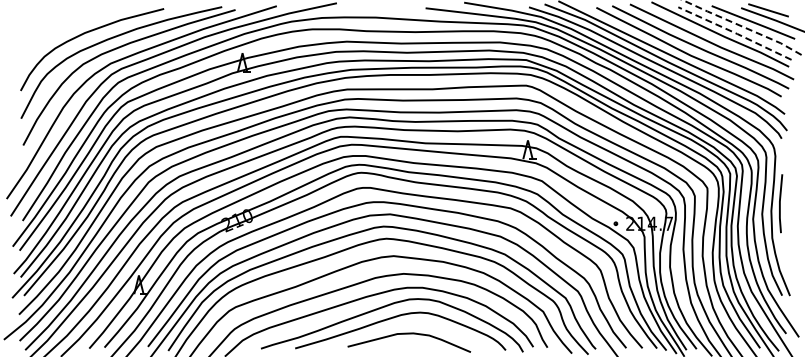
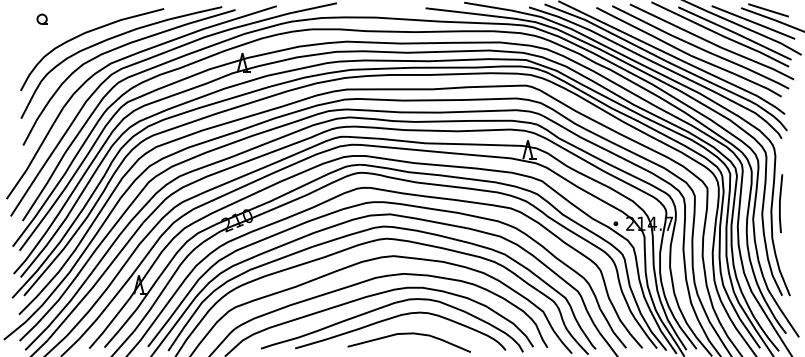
part: none -> present (41, 18)
line: dashed -> solid (742, 26)
line: dashed -> solid (735, 33)
